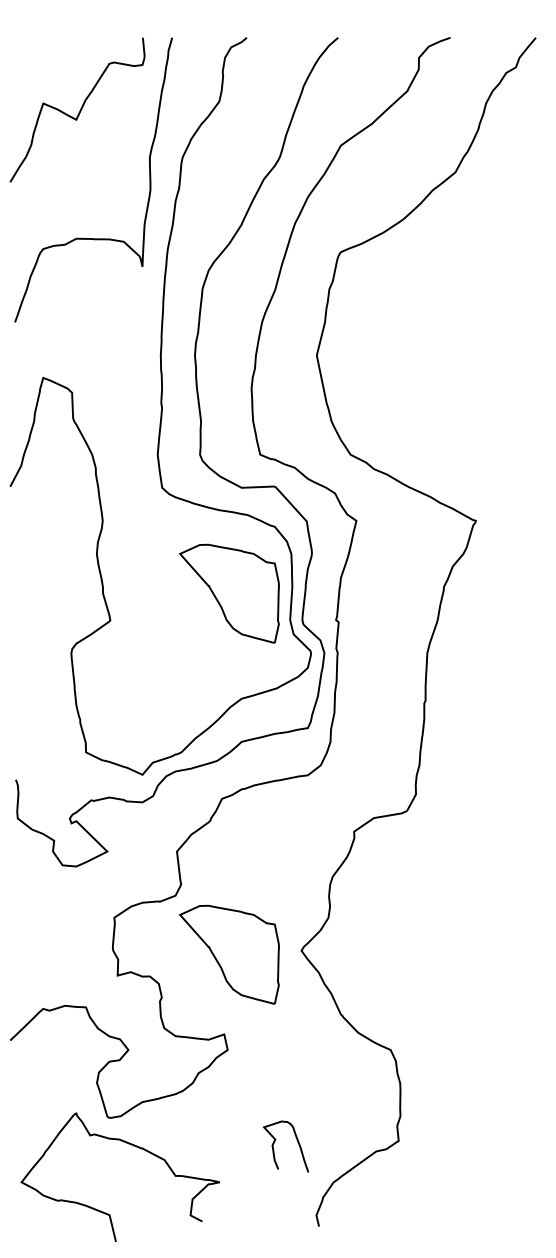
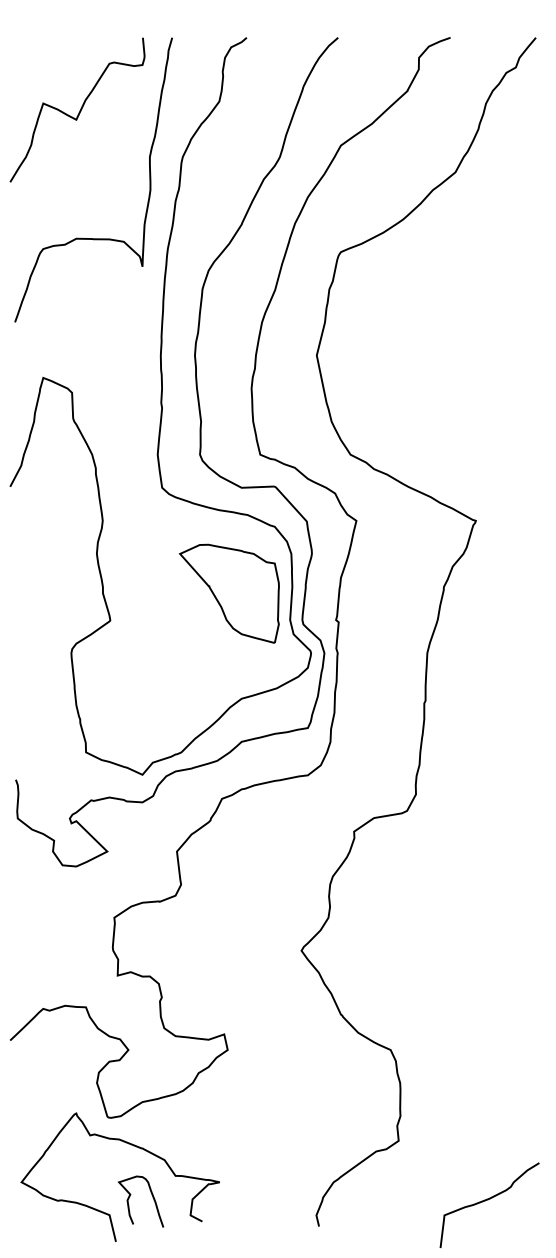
part: present -> none (228, 954)
curve position: (275, 1141) -> (130, 1196) (130, 1196)
curve: none -> present (488, 1200)
